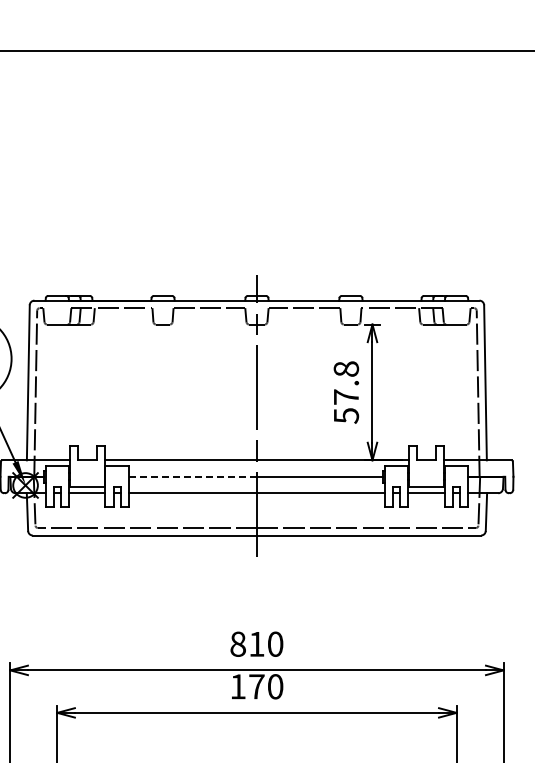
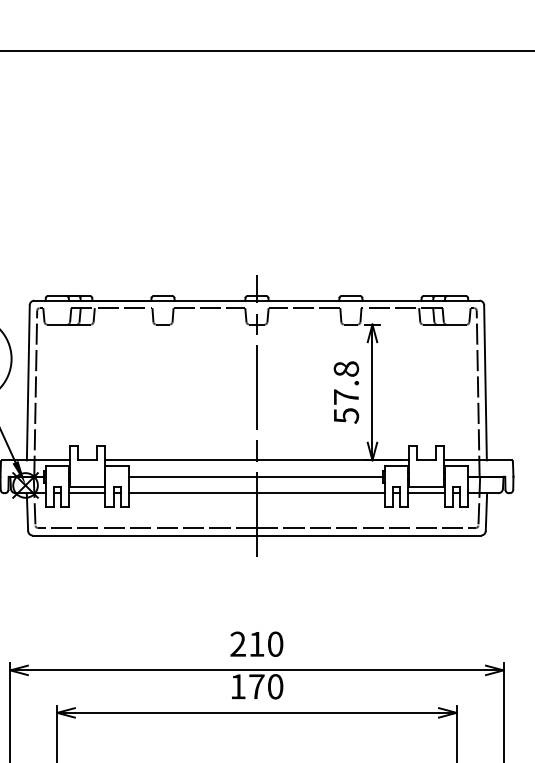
line: dashed -> solid (192, 476)
text: 810 -> 210 (237, 643)
